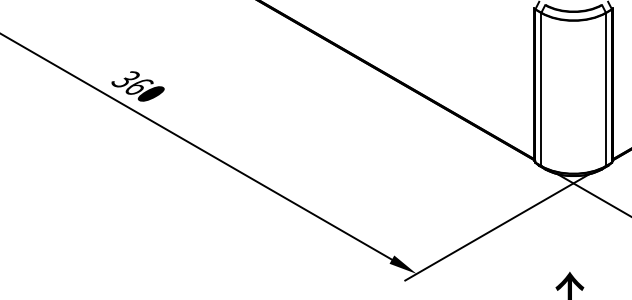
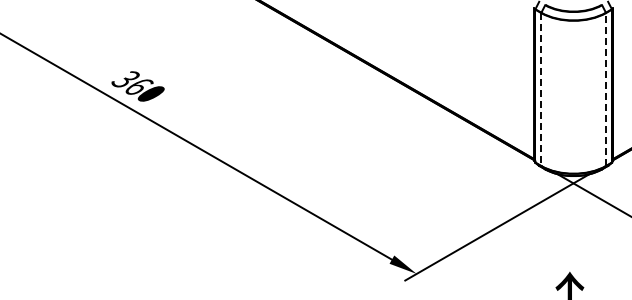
line: solid -> dashed (606, 89)
line: solid -> dashed (541, 90)
